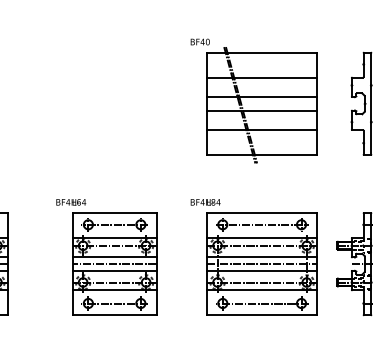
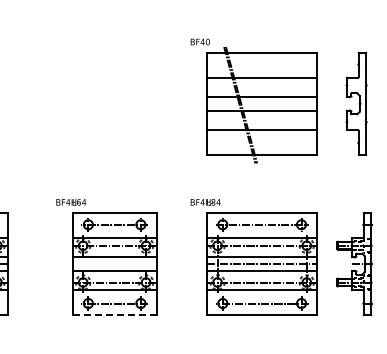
part position: (361, 103) -> (356, 103) (356, 103)
line: present -> none (114, 264)
line: solid -> dashed (114, 315)
